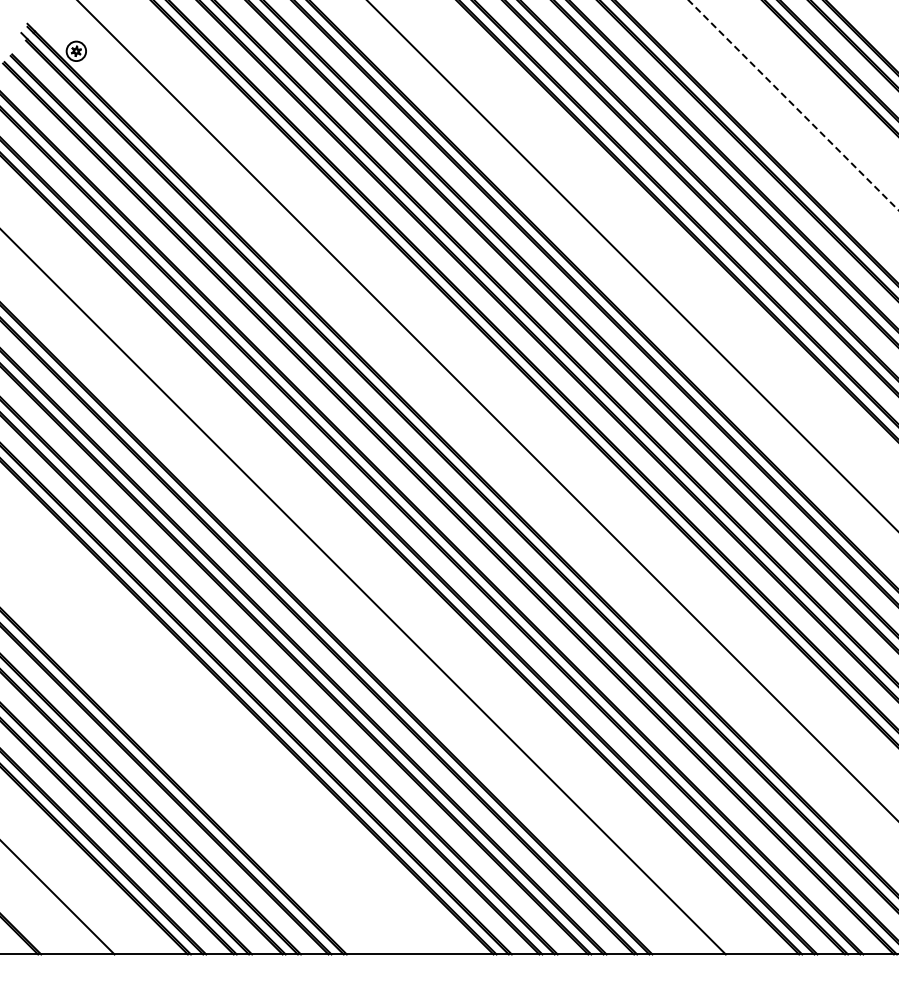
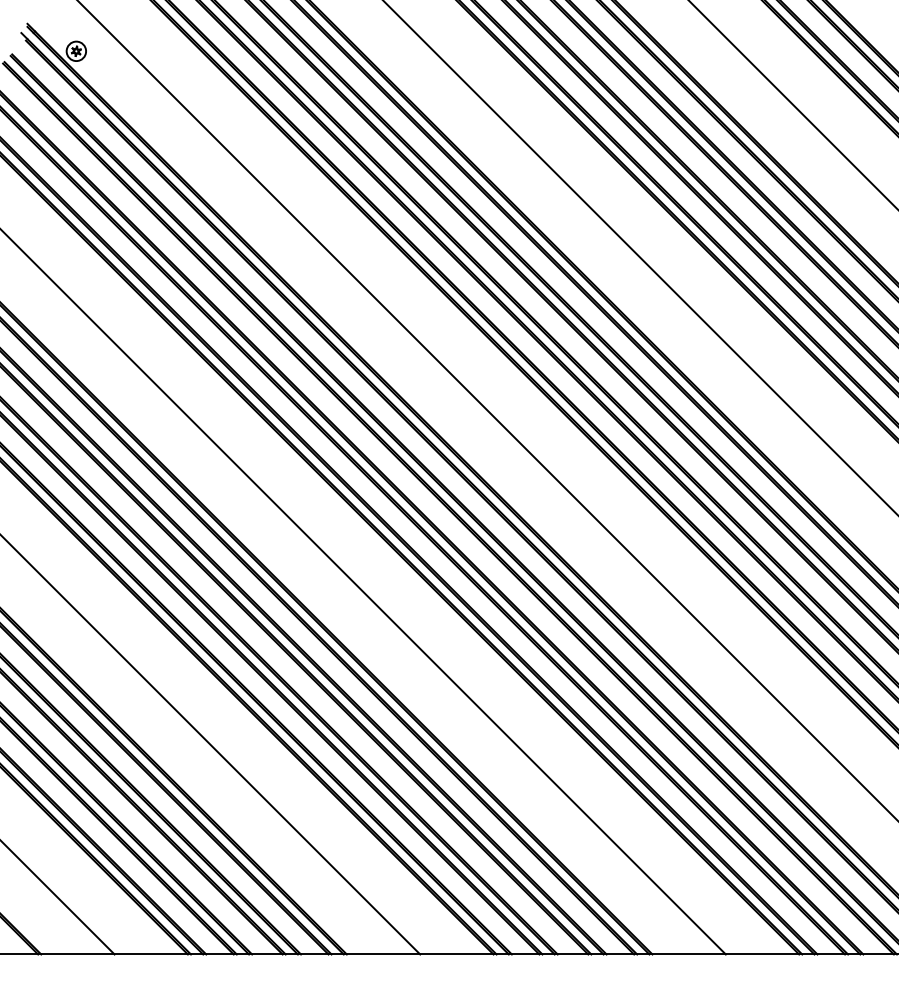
line: dashed -> solid (793, 105)
line position: (631, 265) -> (640, 257) (640, 257)
line: none -> present (211, 745)
